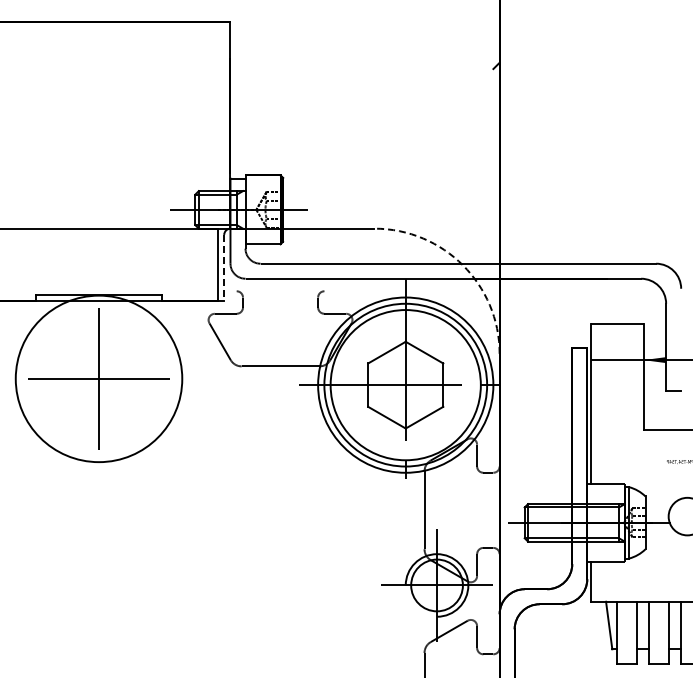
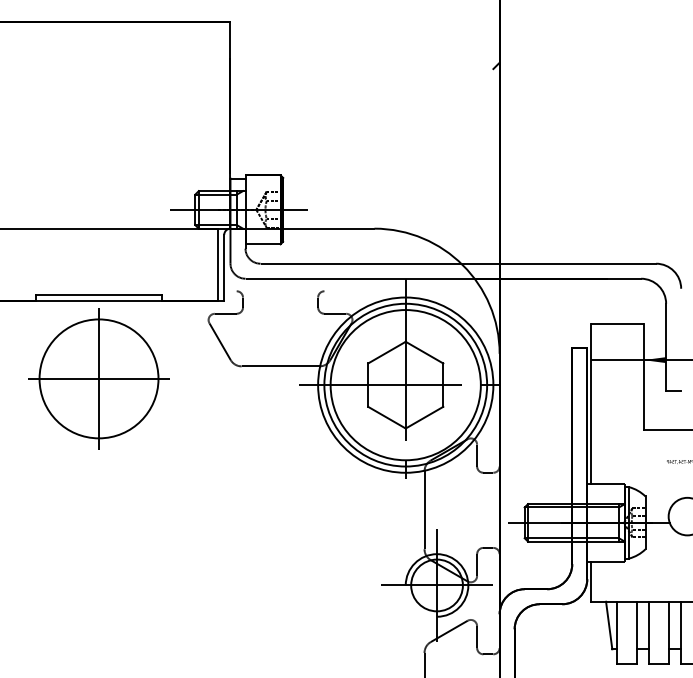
arc: dashed -> solid (462, 265)
line: dashed -> solid (224, 268)
circle diameter: 167 px -> 119 px (98, 378)
